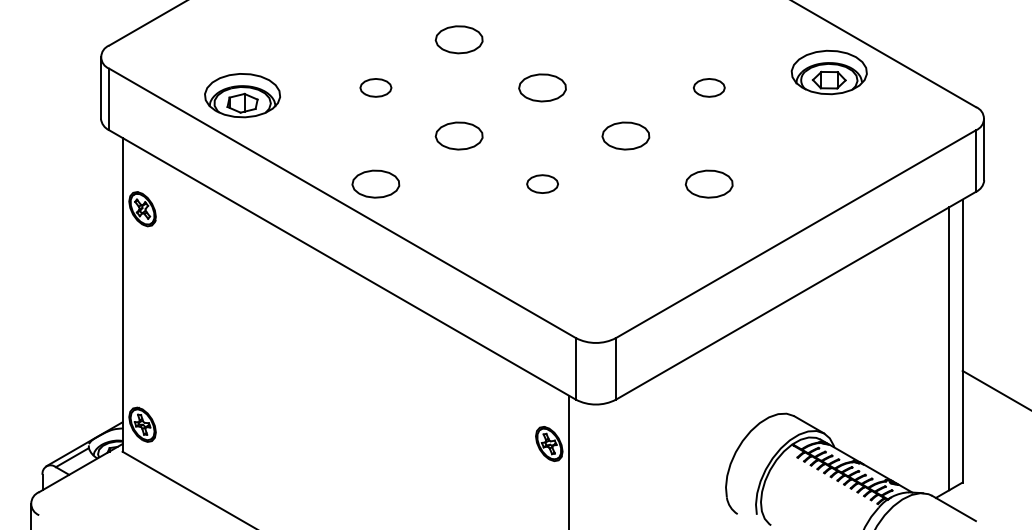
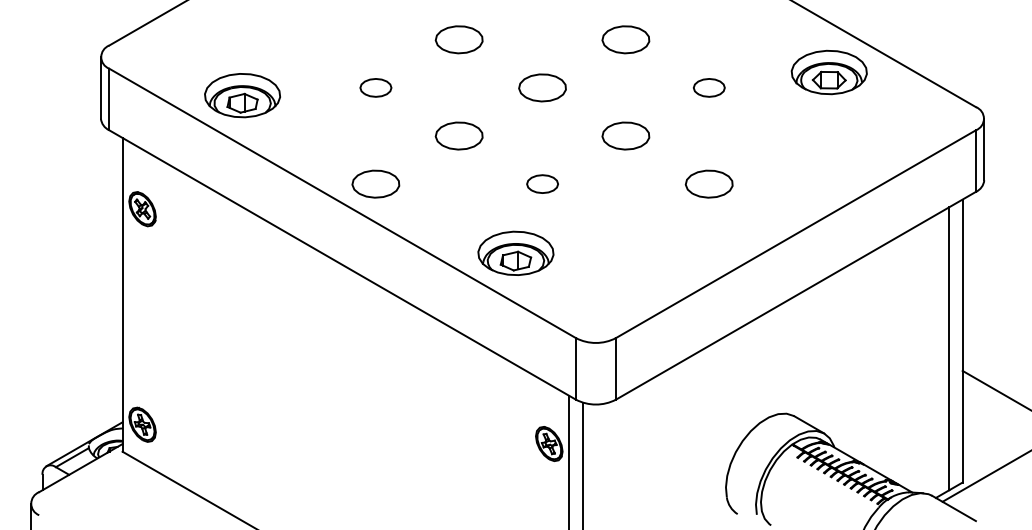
part: none -> present (625, 39)
part: none -> present (515, 252)
line: none -> present (582, 464)
line: none -> present (985, 476)
